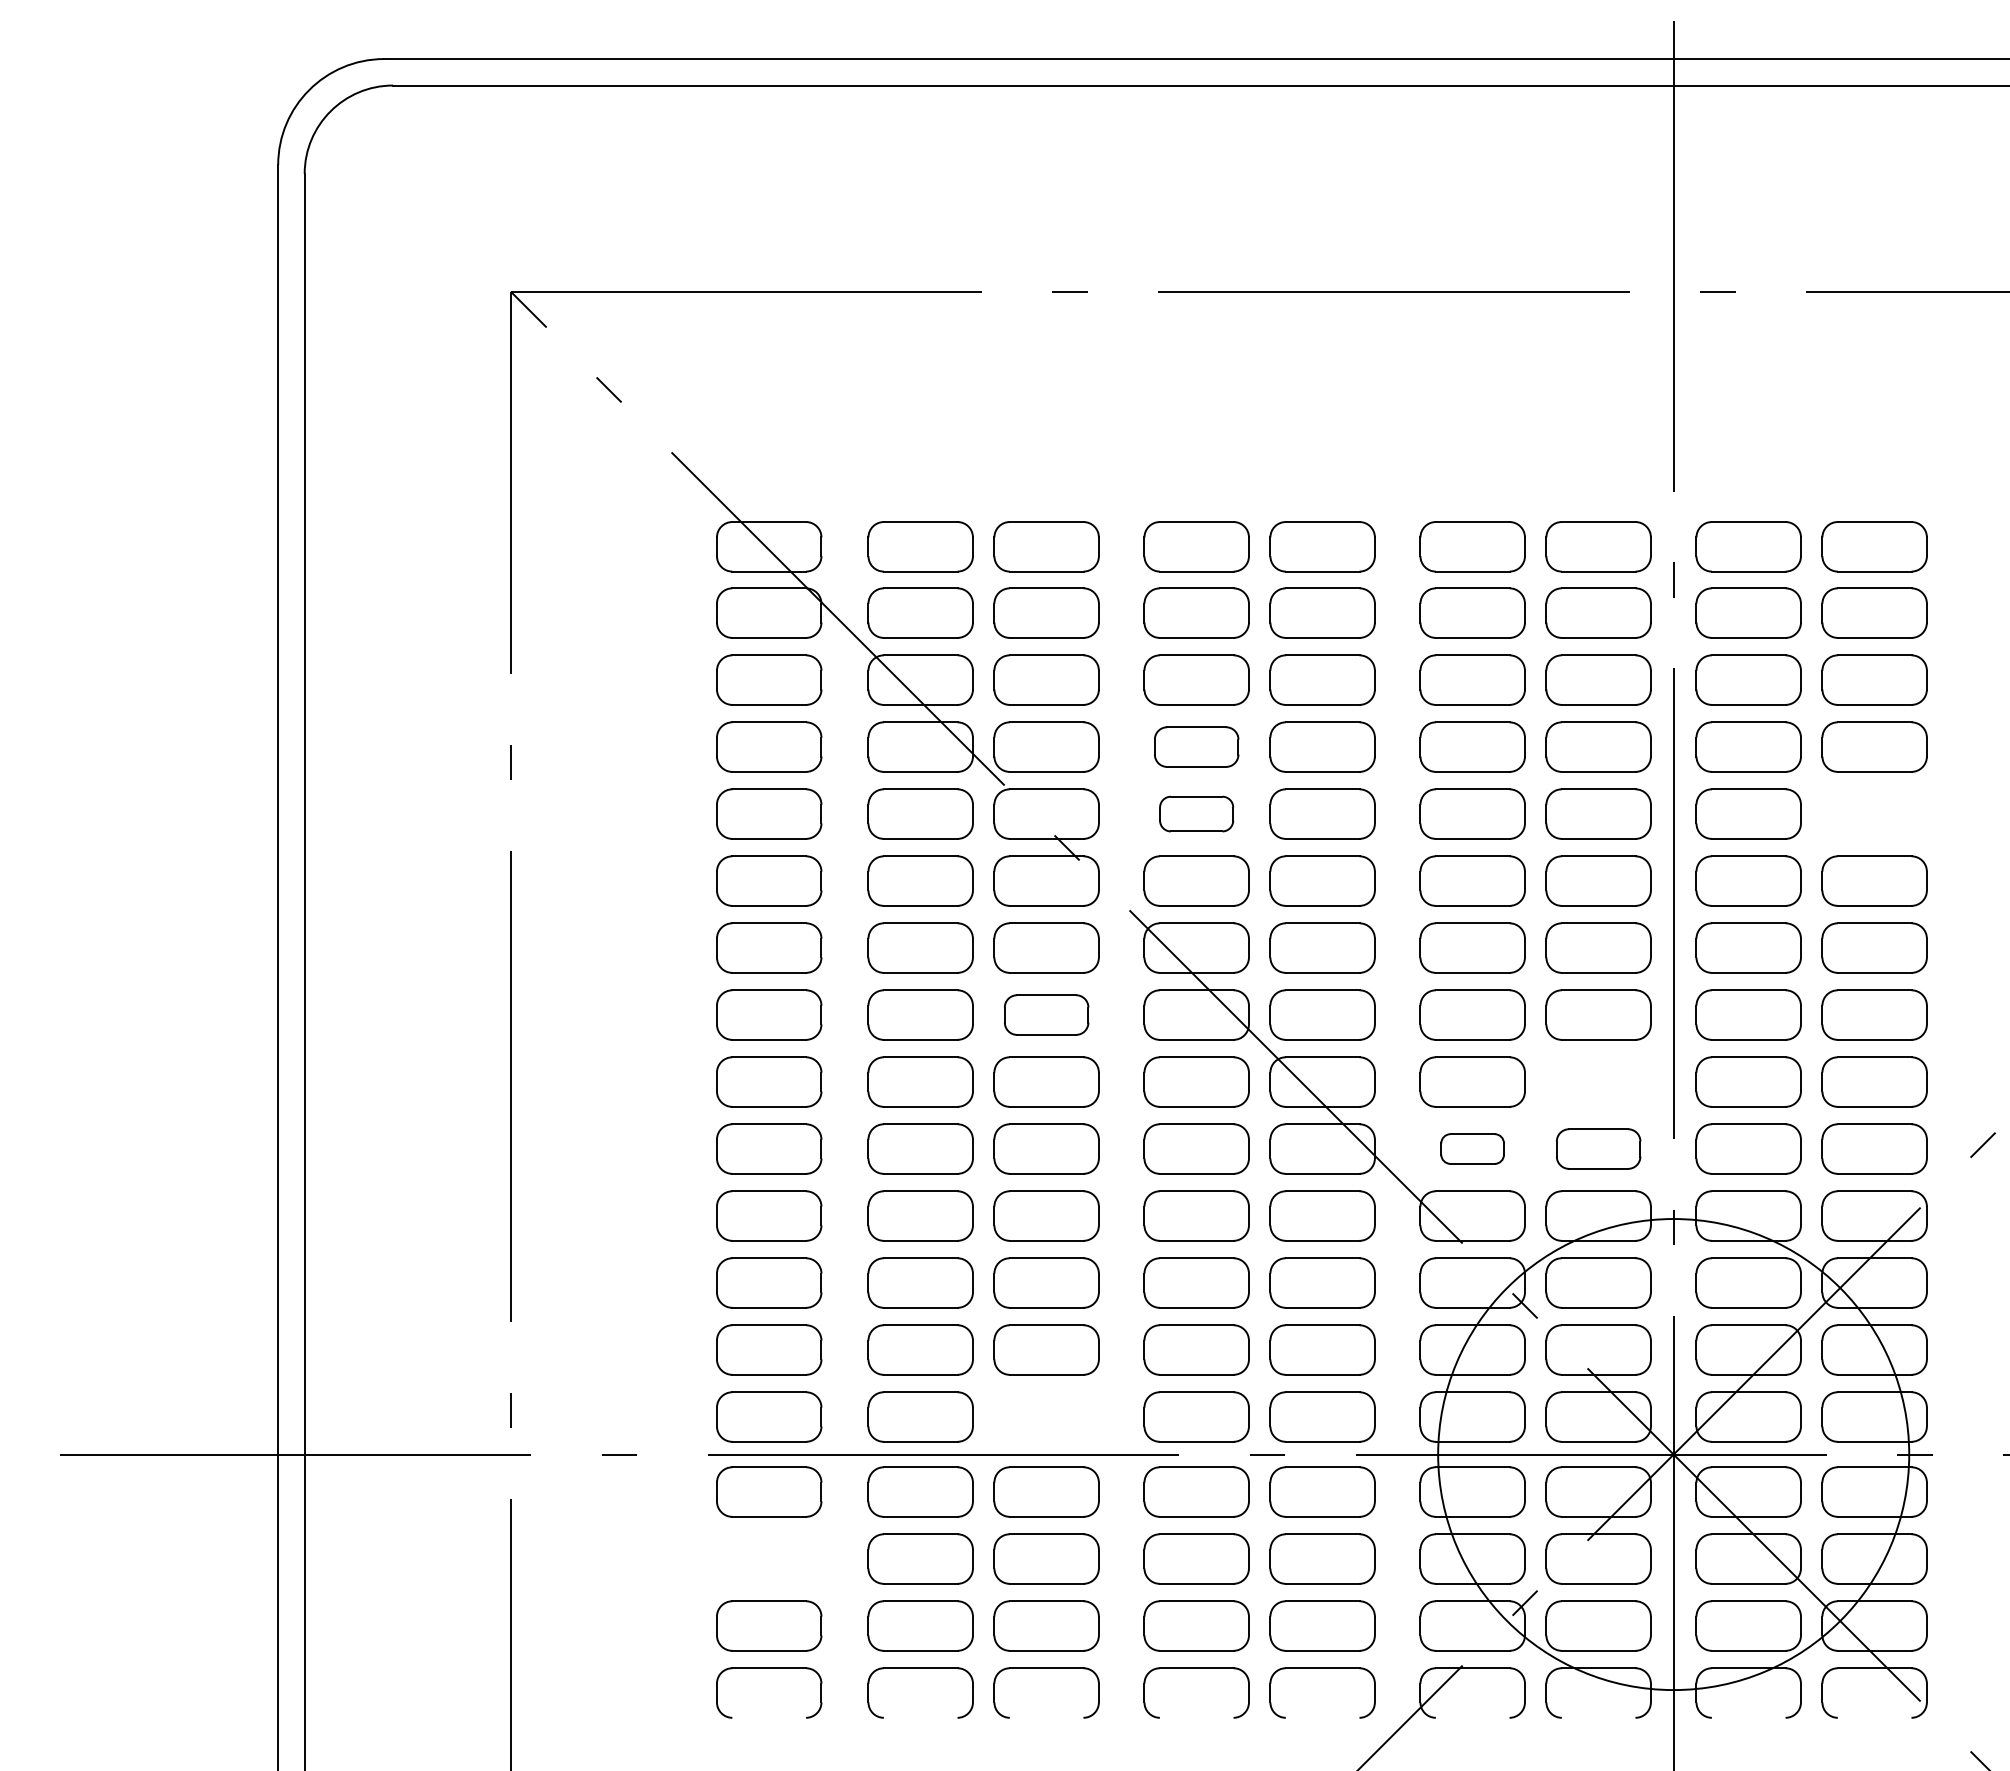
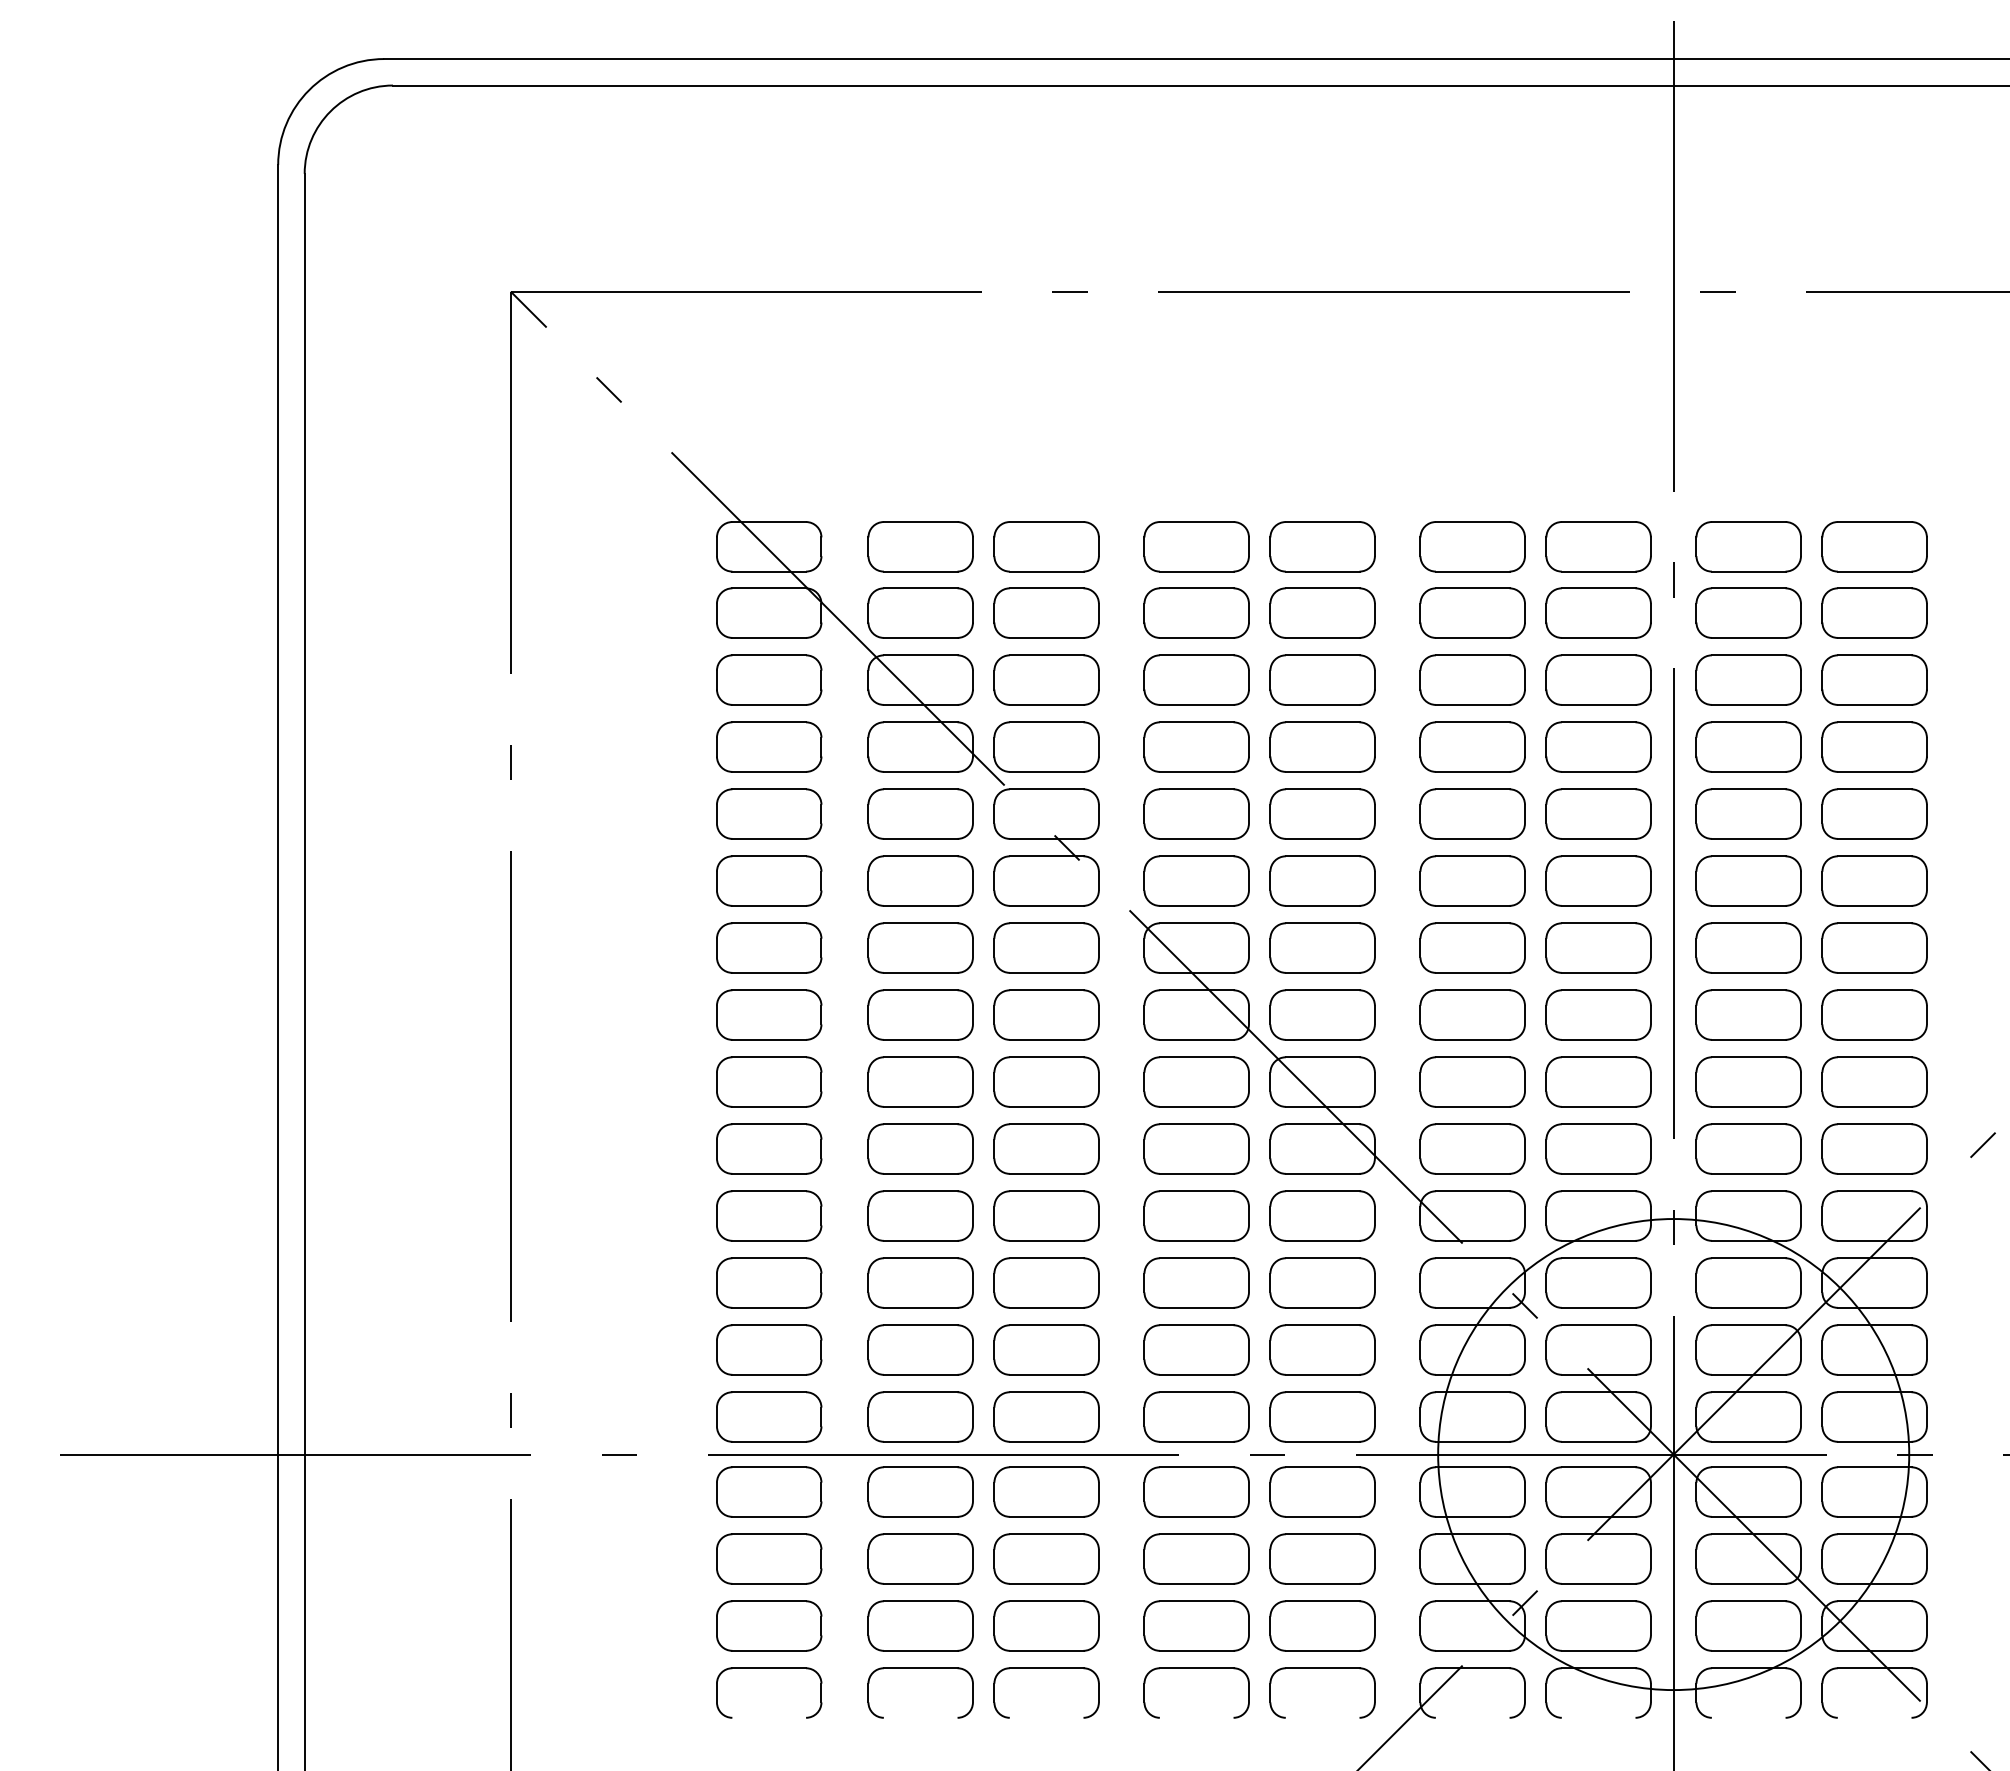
part size: 86x42 px -> 107x52 px (1196, 746)
part size: 76x38 px -> 107x52 px (1196, 813)
part: none -> present (1874, 813)
part size: 86x42 px -> 107x52 px (1046, 1014)
part: none -> present (1598, 1081)
part size: 65x32 px -> 107x52 px (1472, 1148)
part size: 86x42 px -> 107x52 px (1598, 1148)
part: none -> present (1046, 1416)
part: none -> present (769, 1558)
